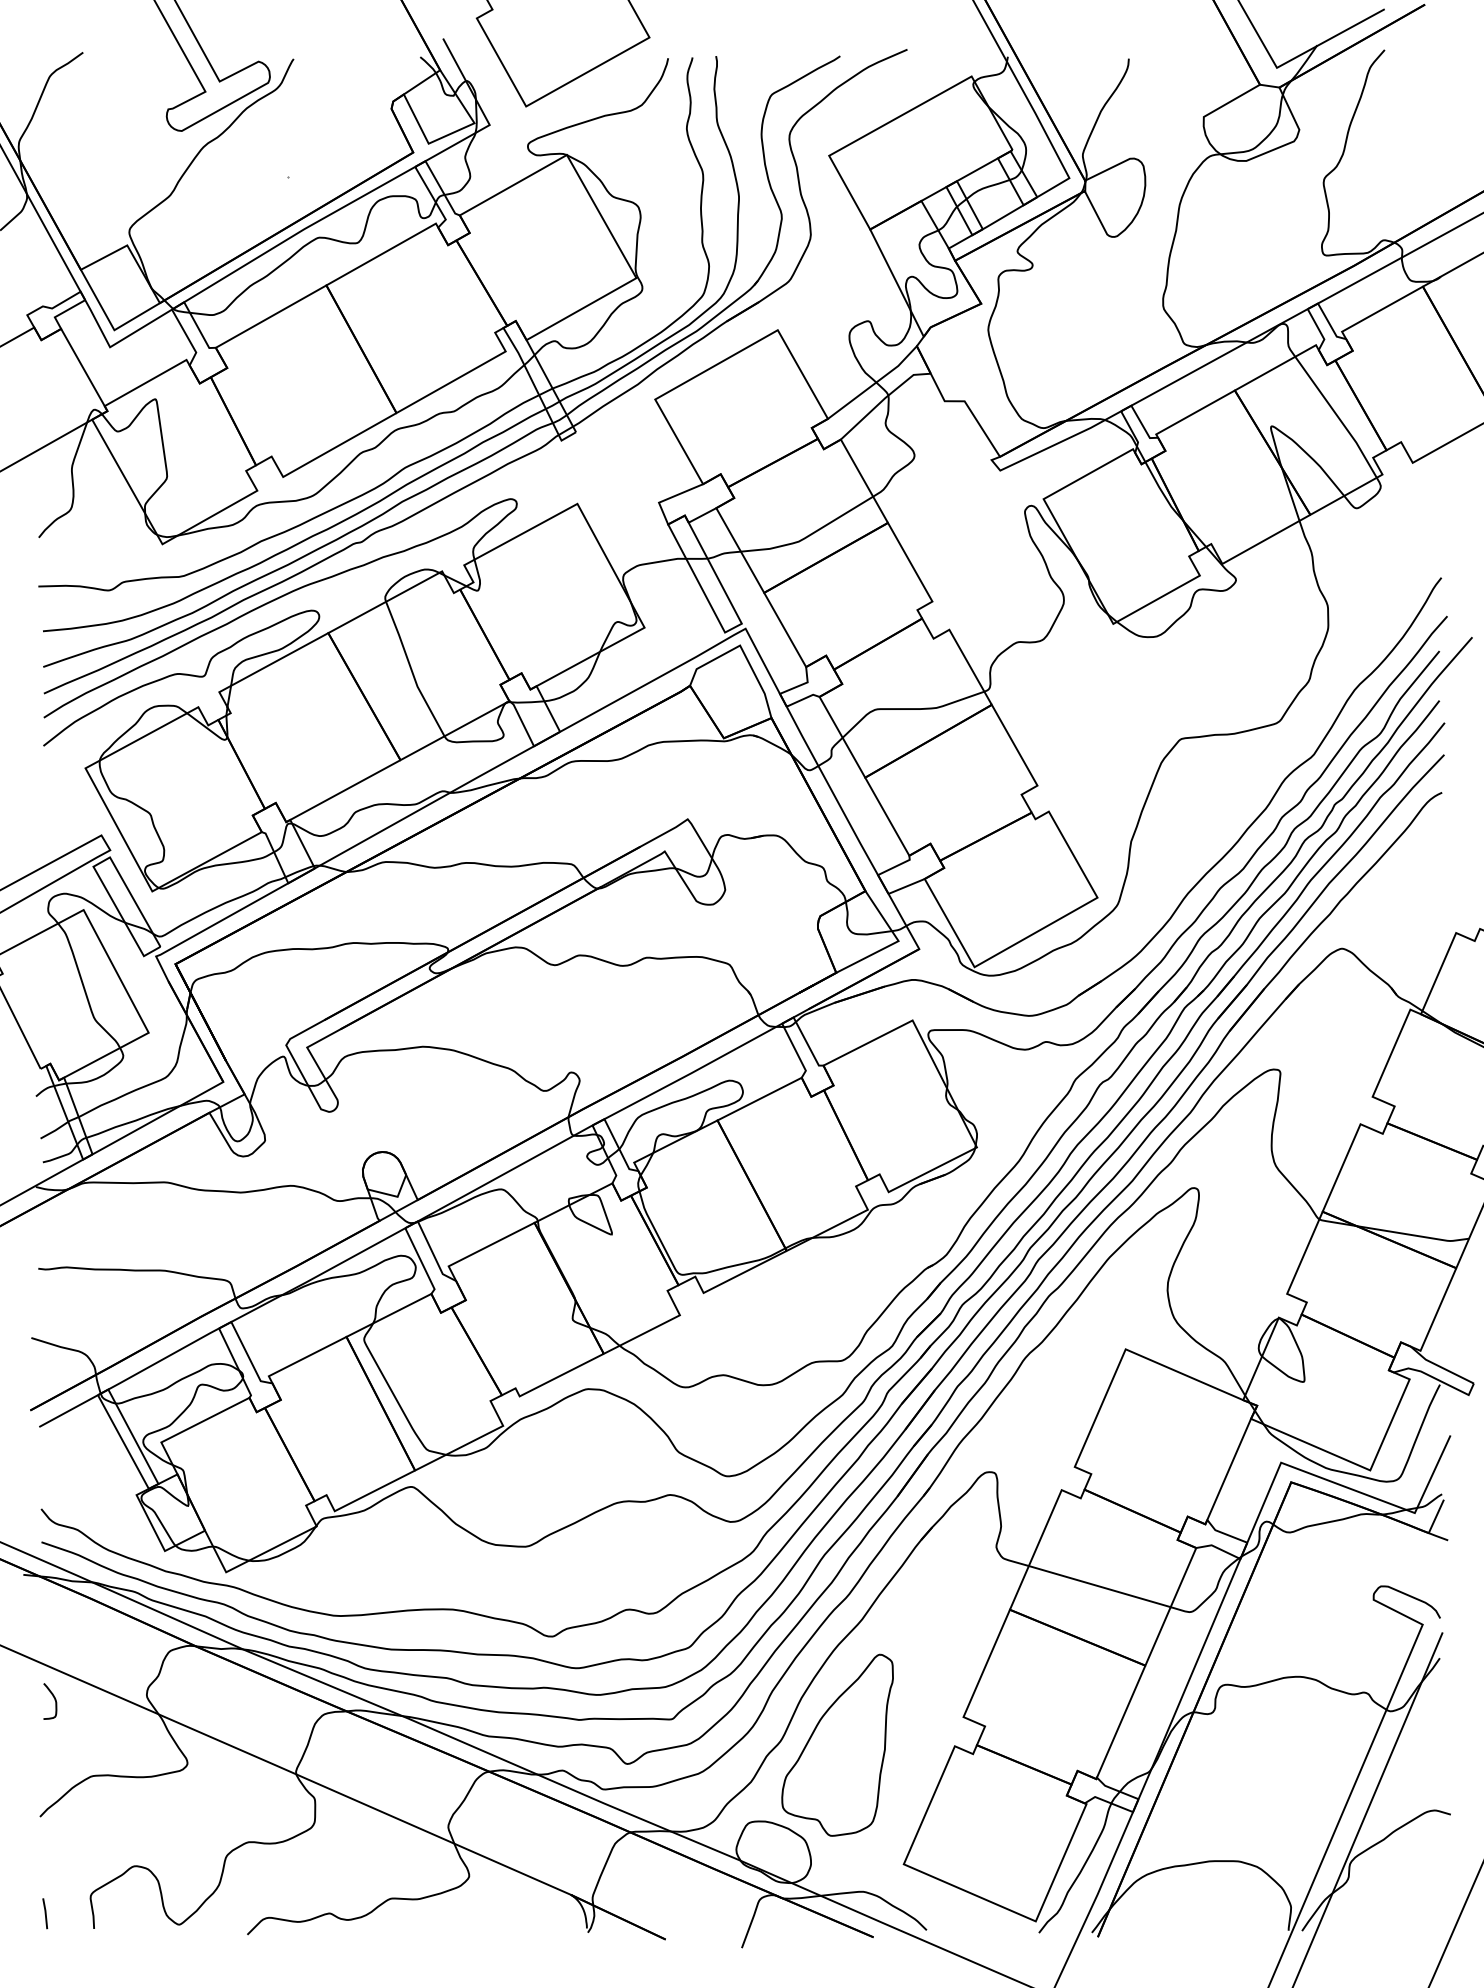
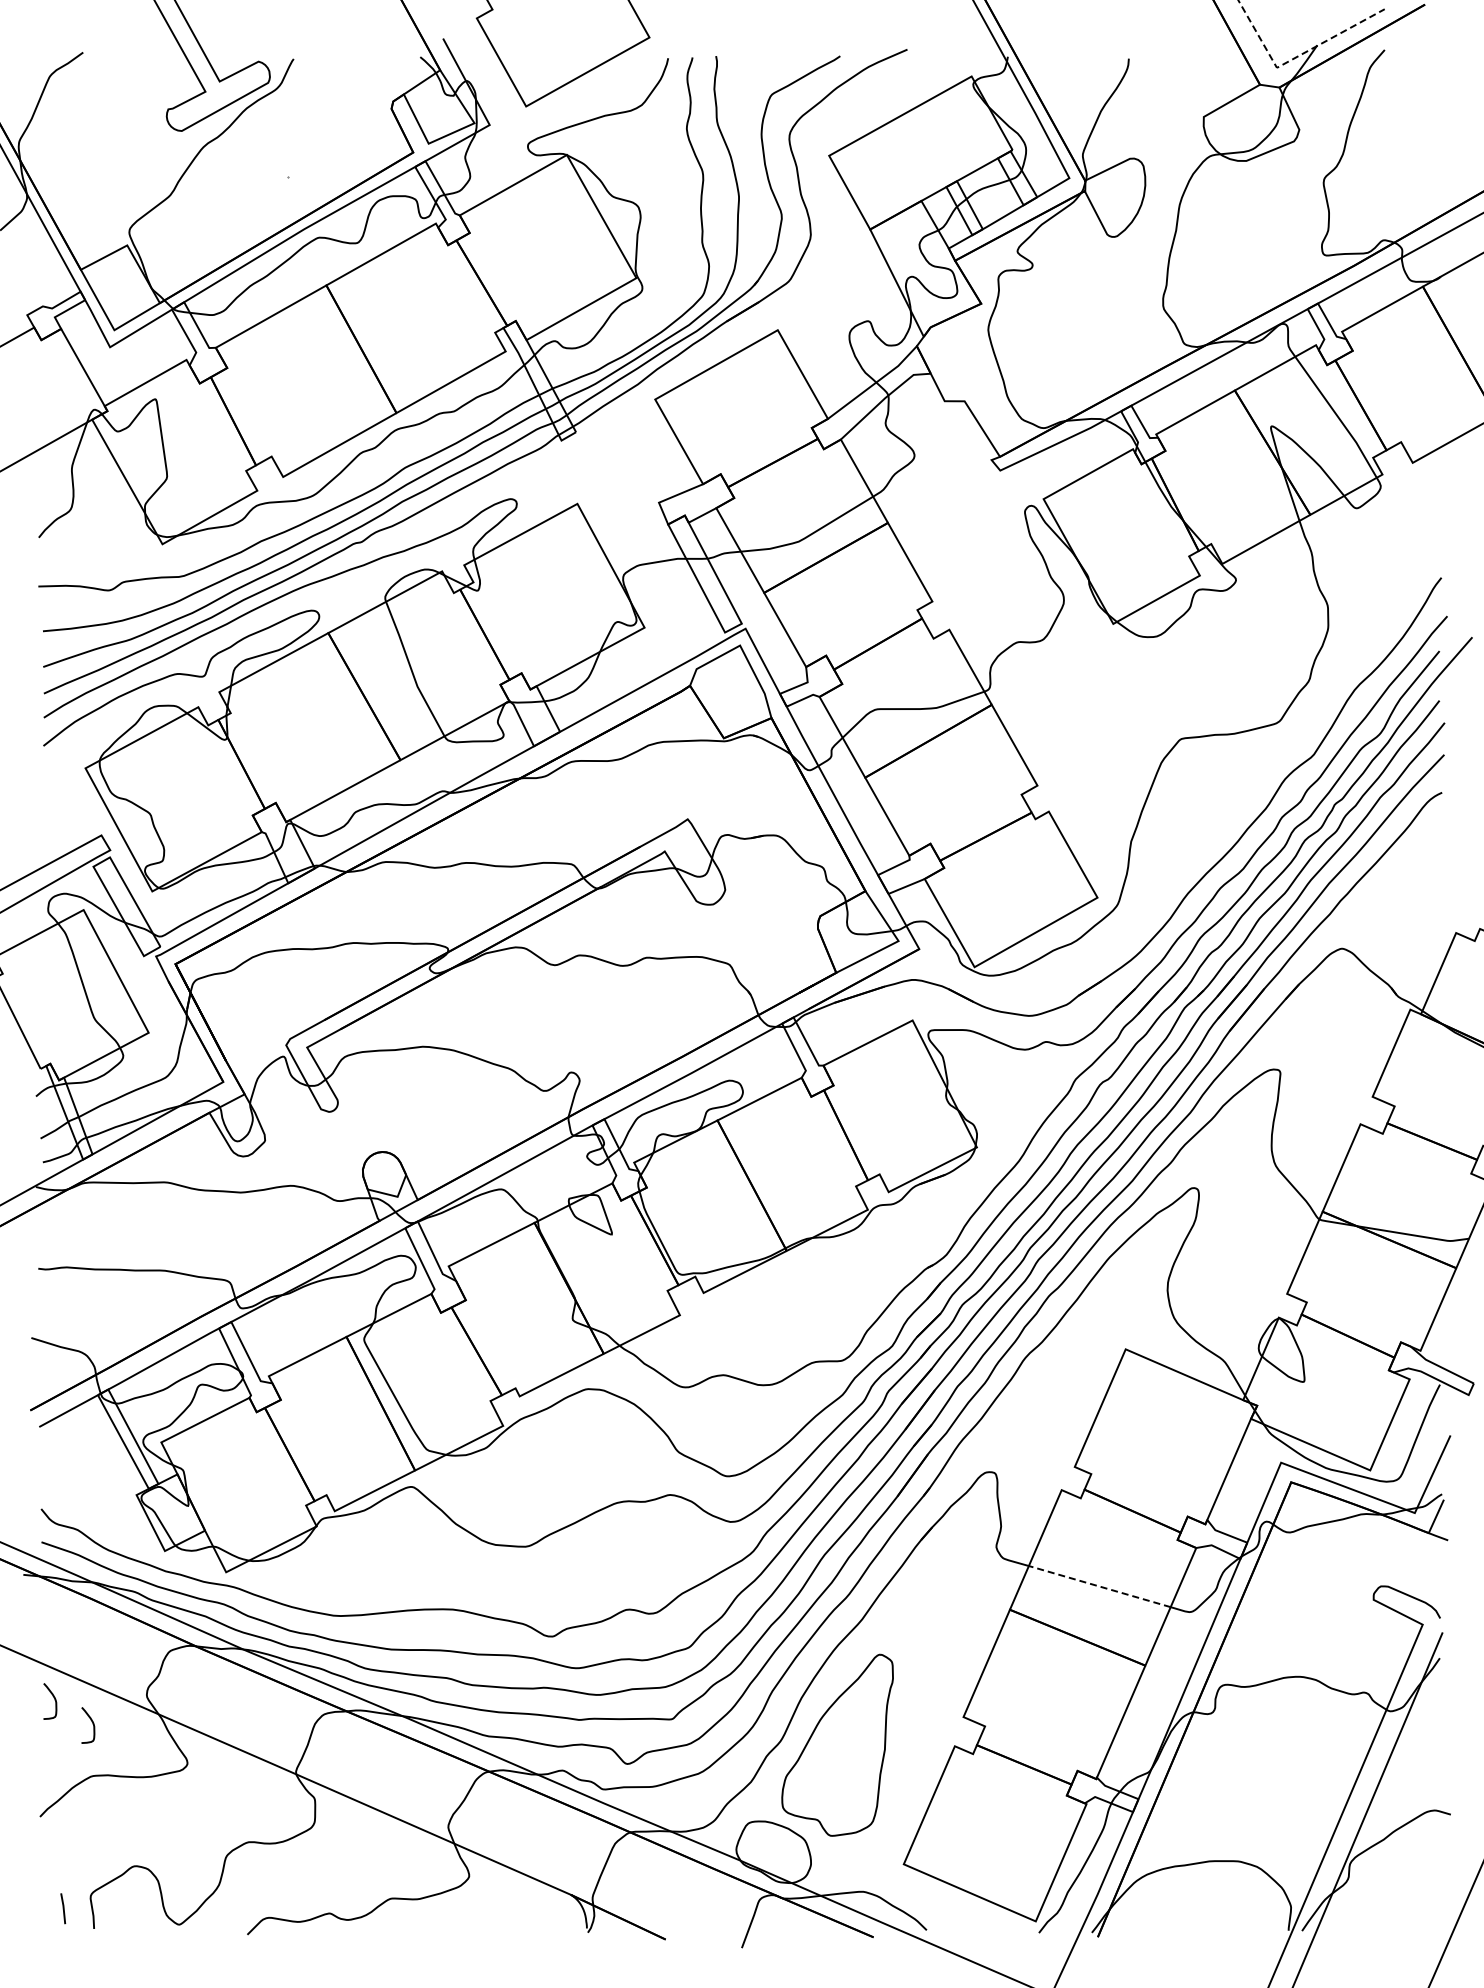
line: solid -> dashed (1296, 57)
line: solid -> dashed (1099, 1586)
curve: none -> present (92, 1724)
line position: (45, 1913) -> (63, 1908) (63, 1908)
